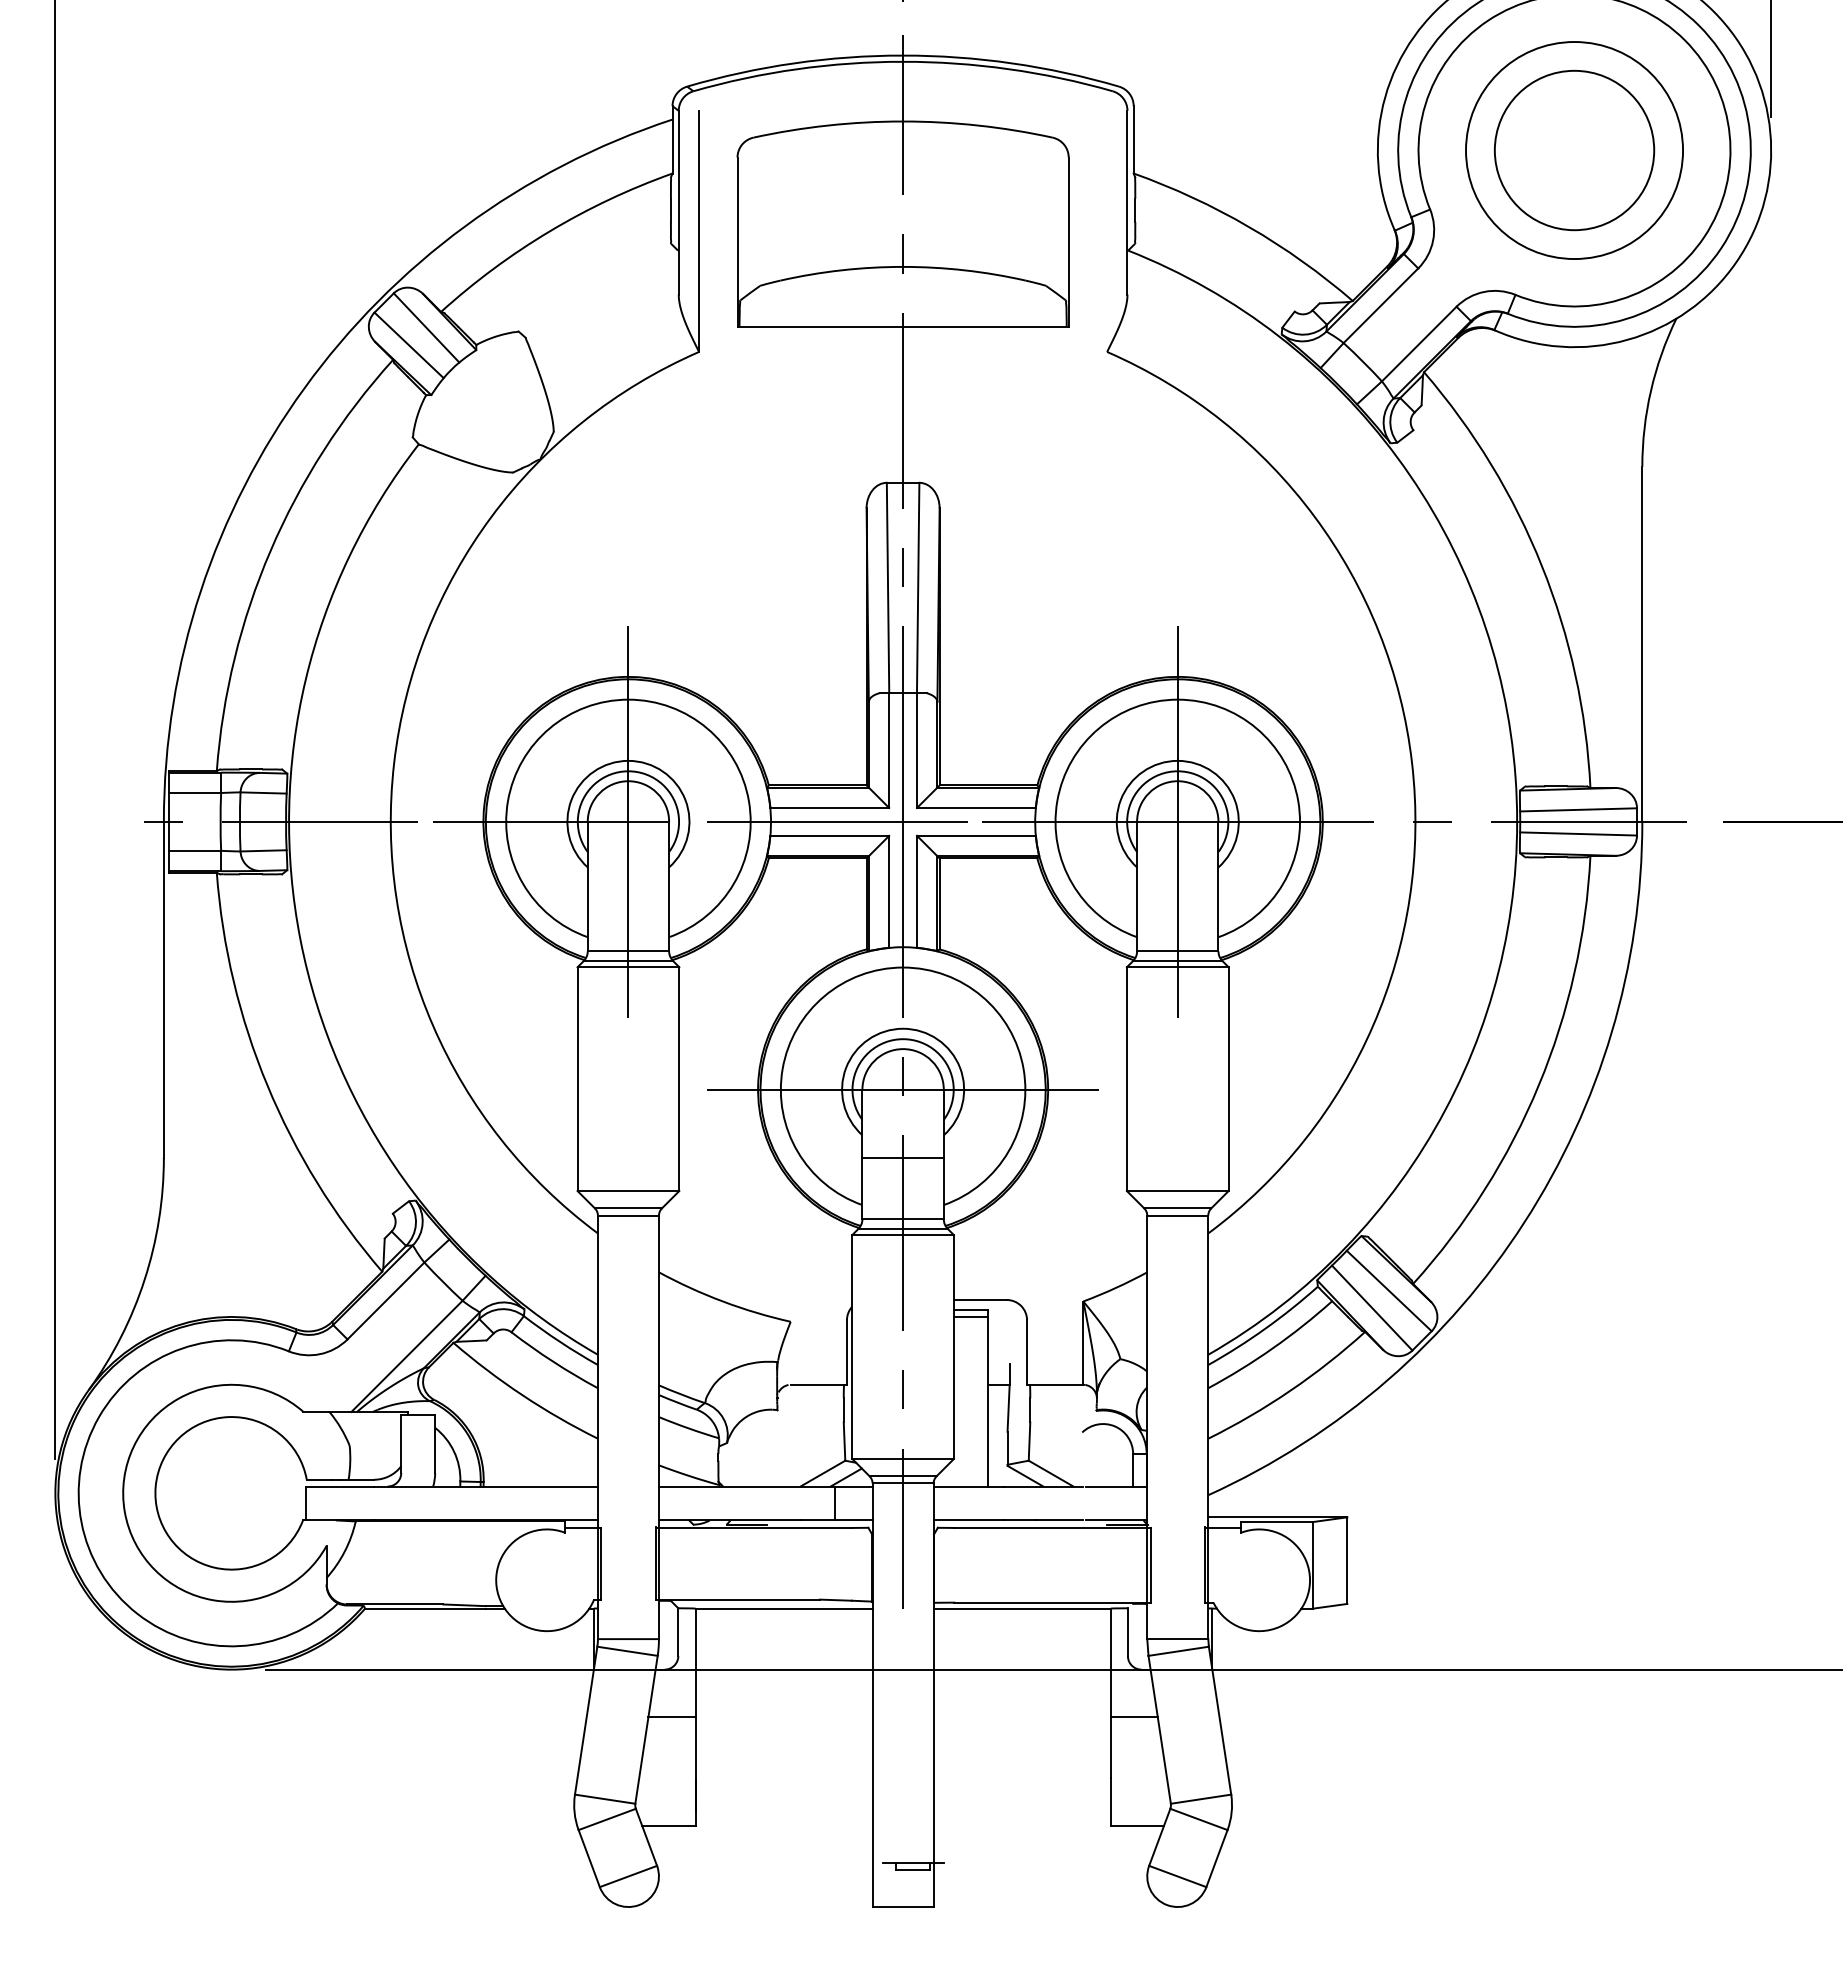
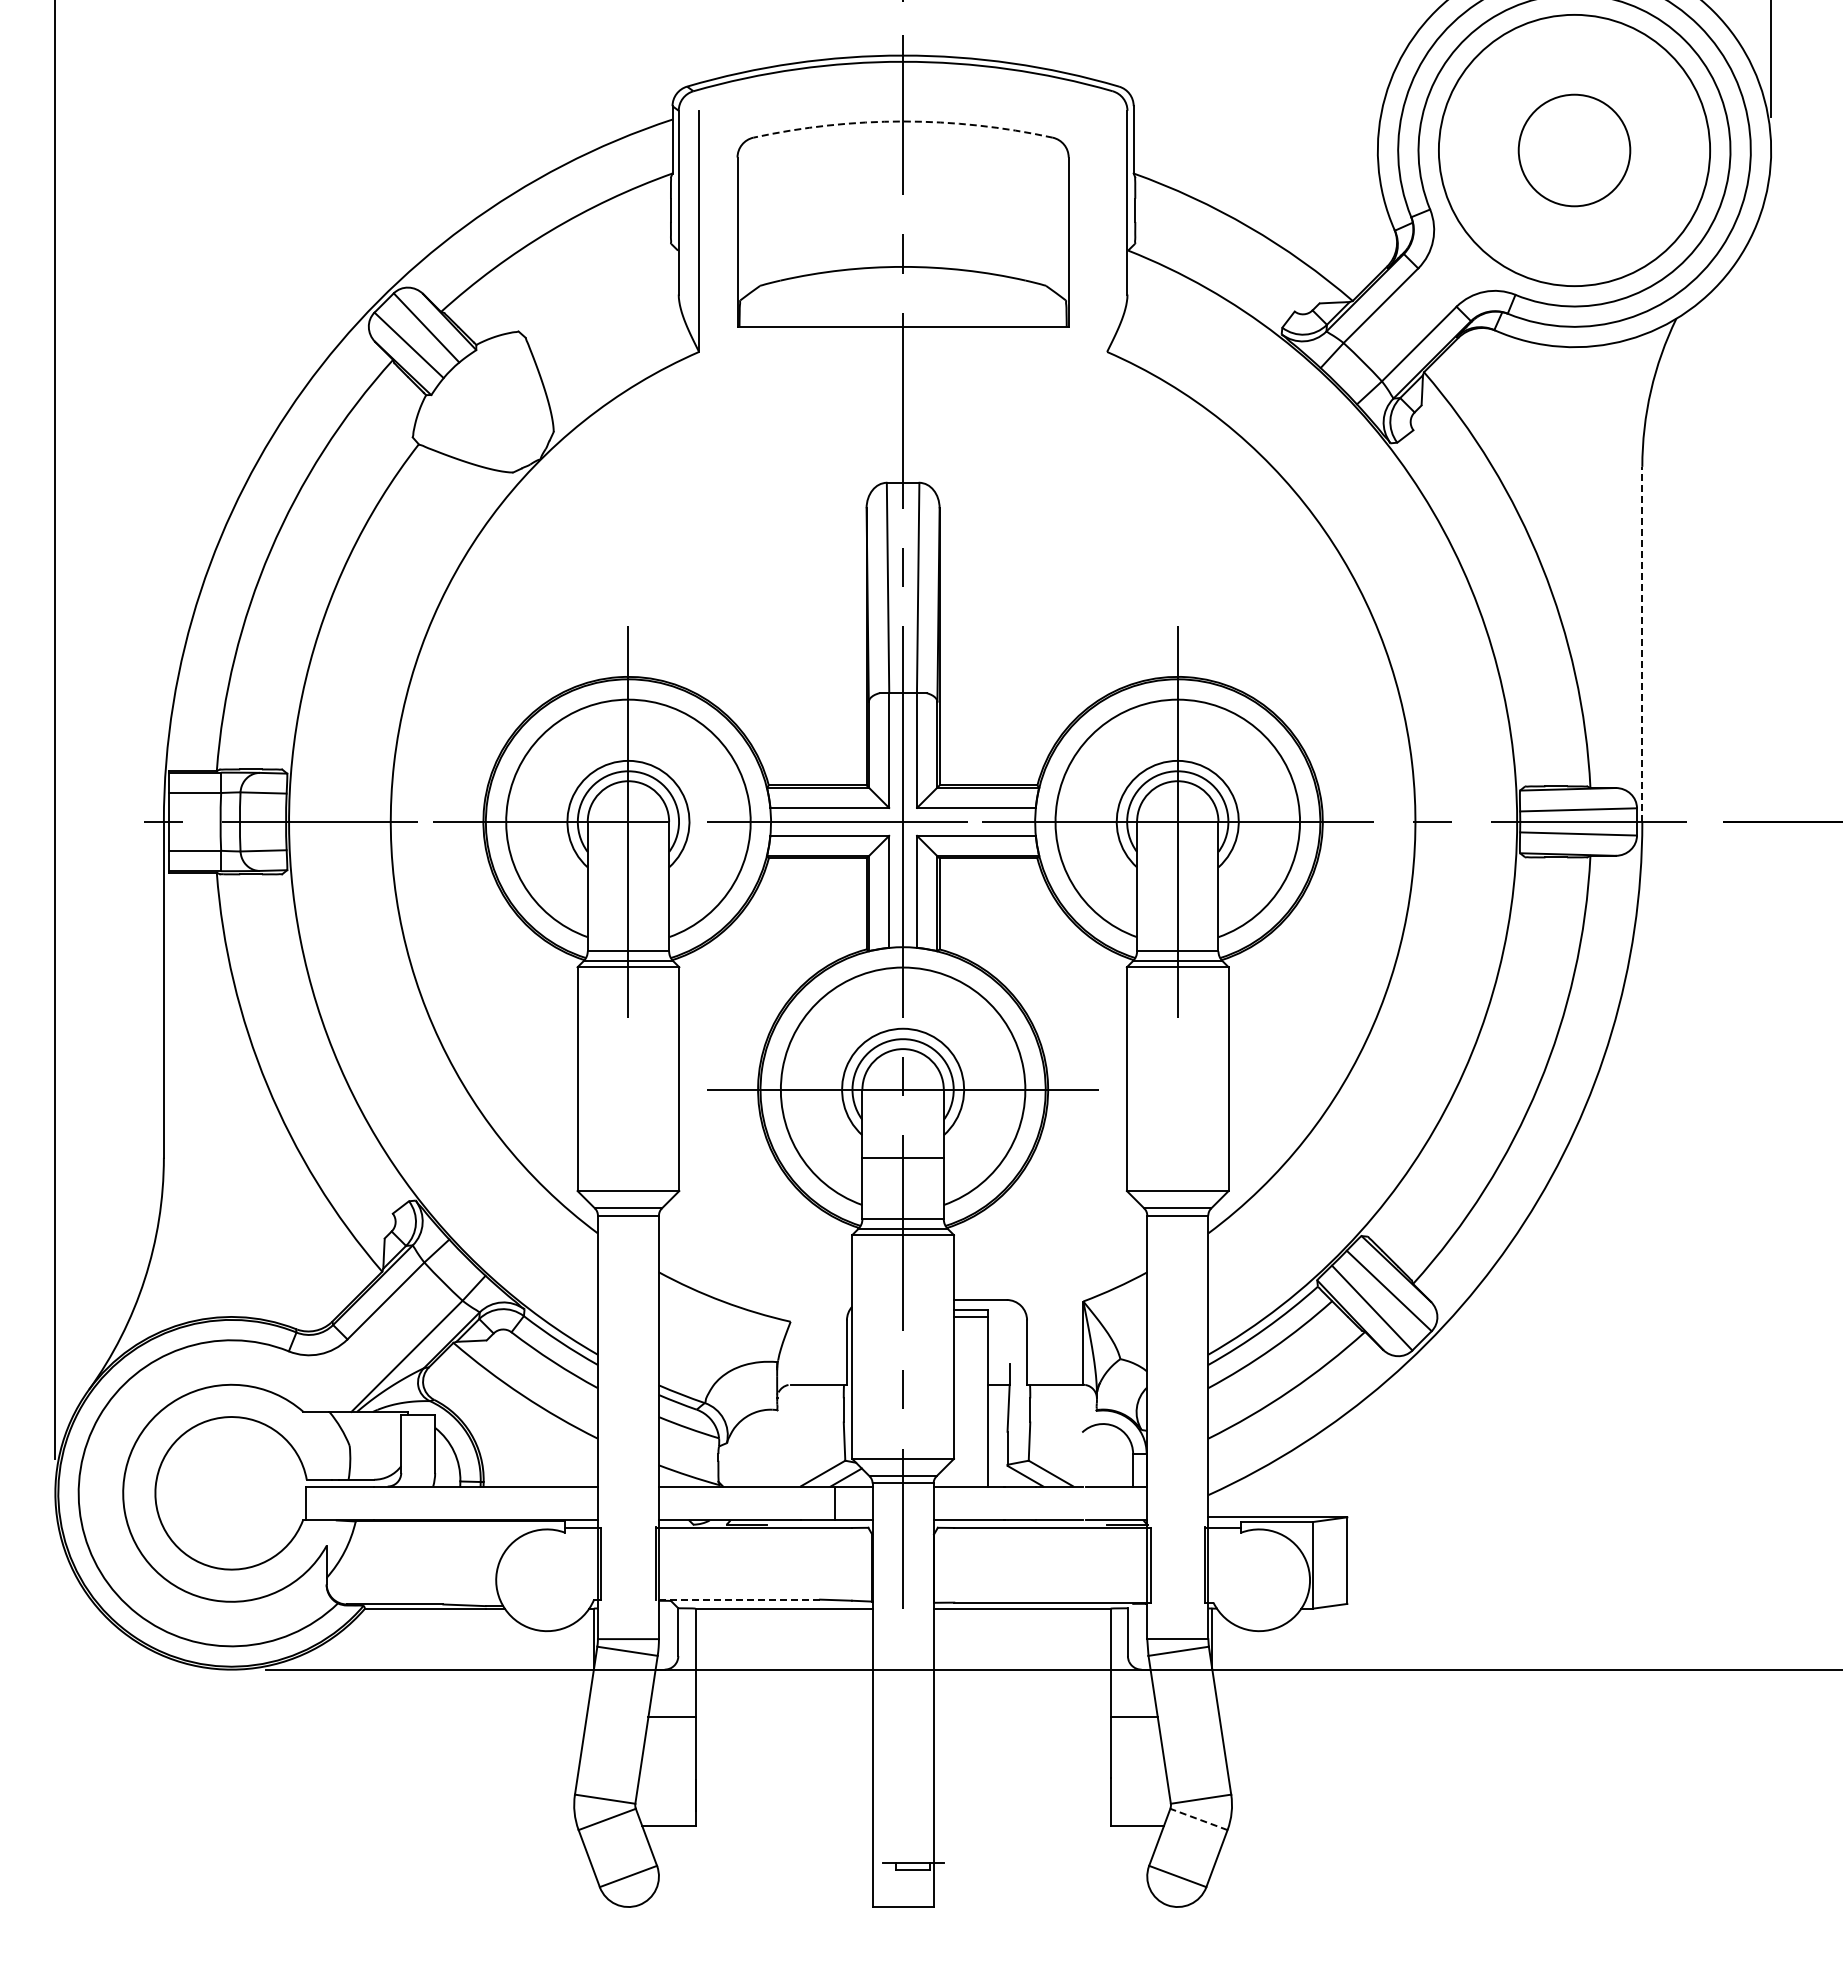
arc: solid -> dashed (903, 121)
circle diameter: 159 px -> 112 px (1574, 150)
circle diameter: 217 px -> 271 px (1574, 150)
line: solid -> dashed (1642, 644)
line: solid -> dashed (737, 1599)
line: solid -> dashed (1198, 1819)
